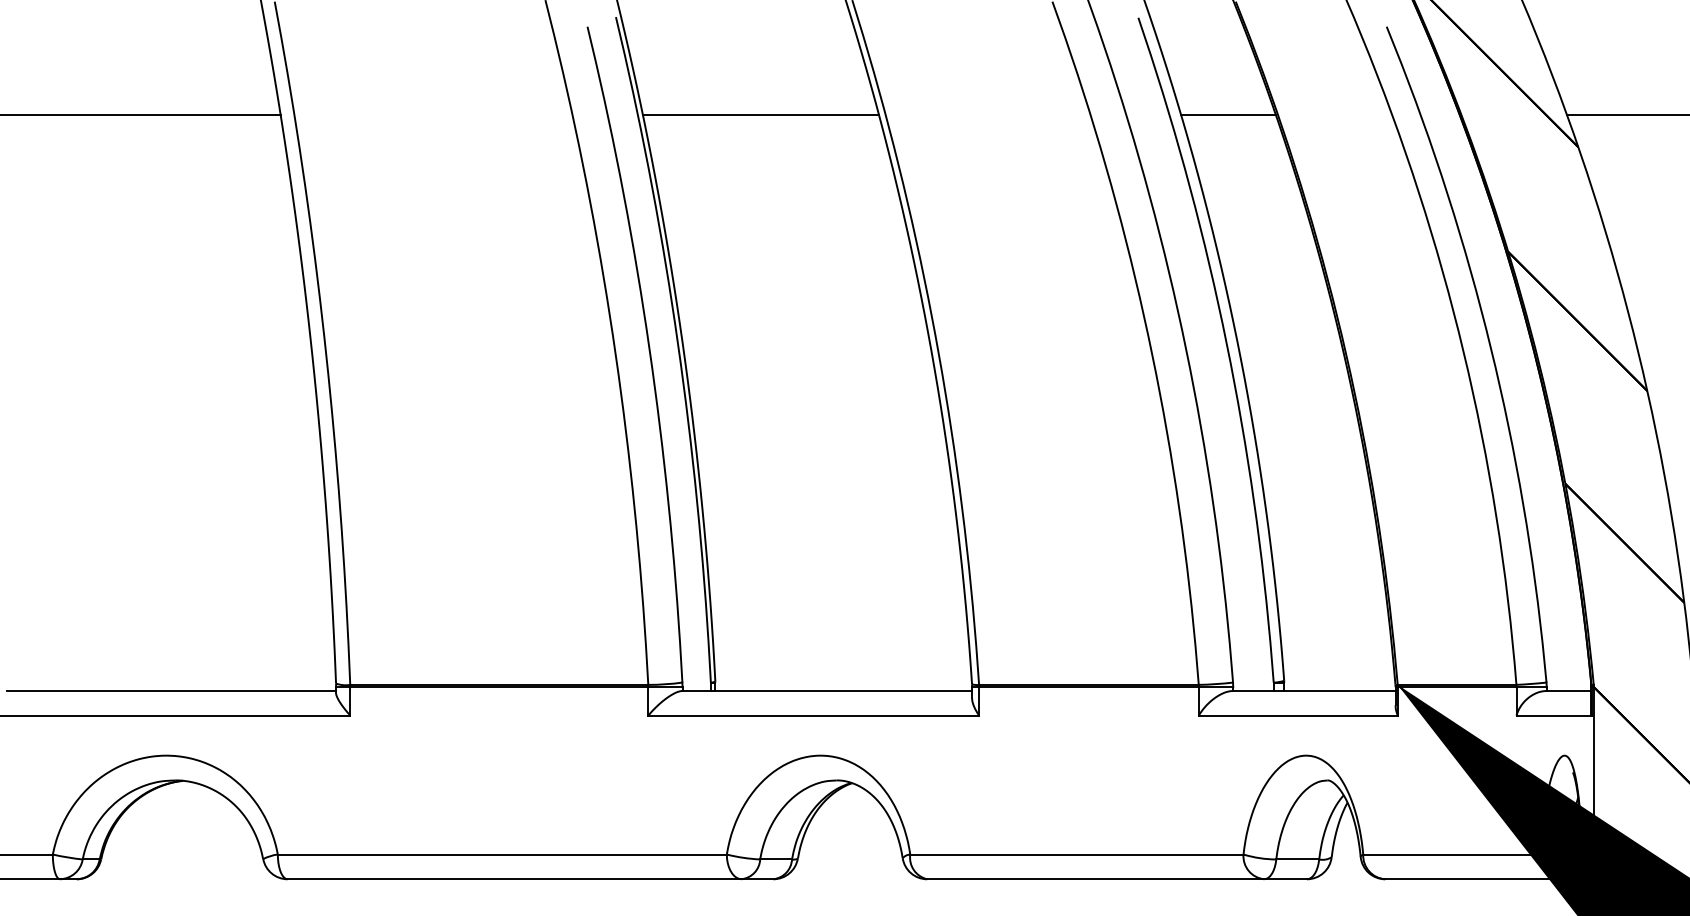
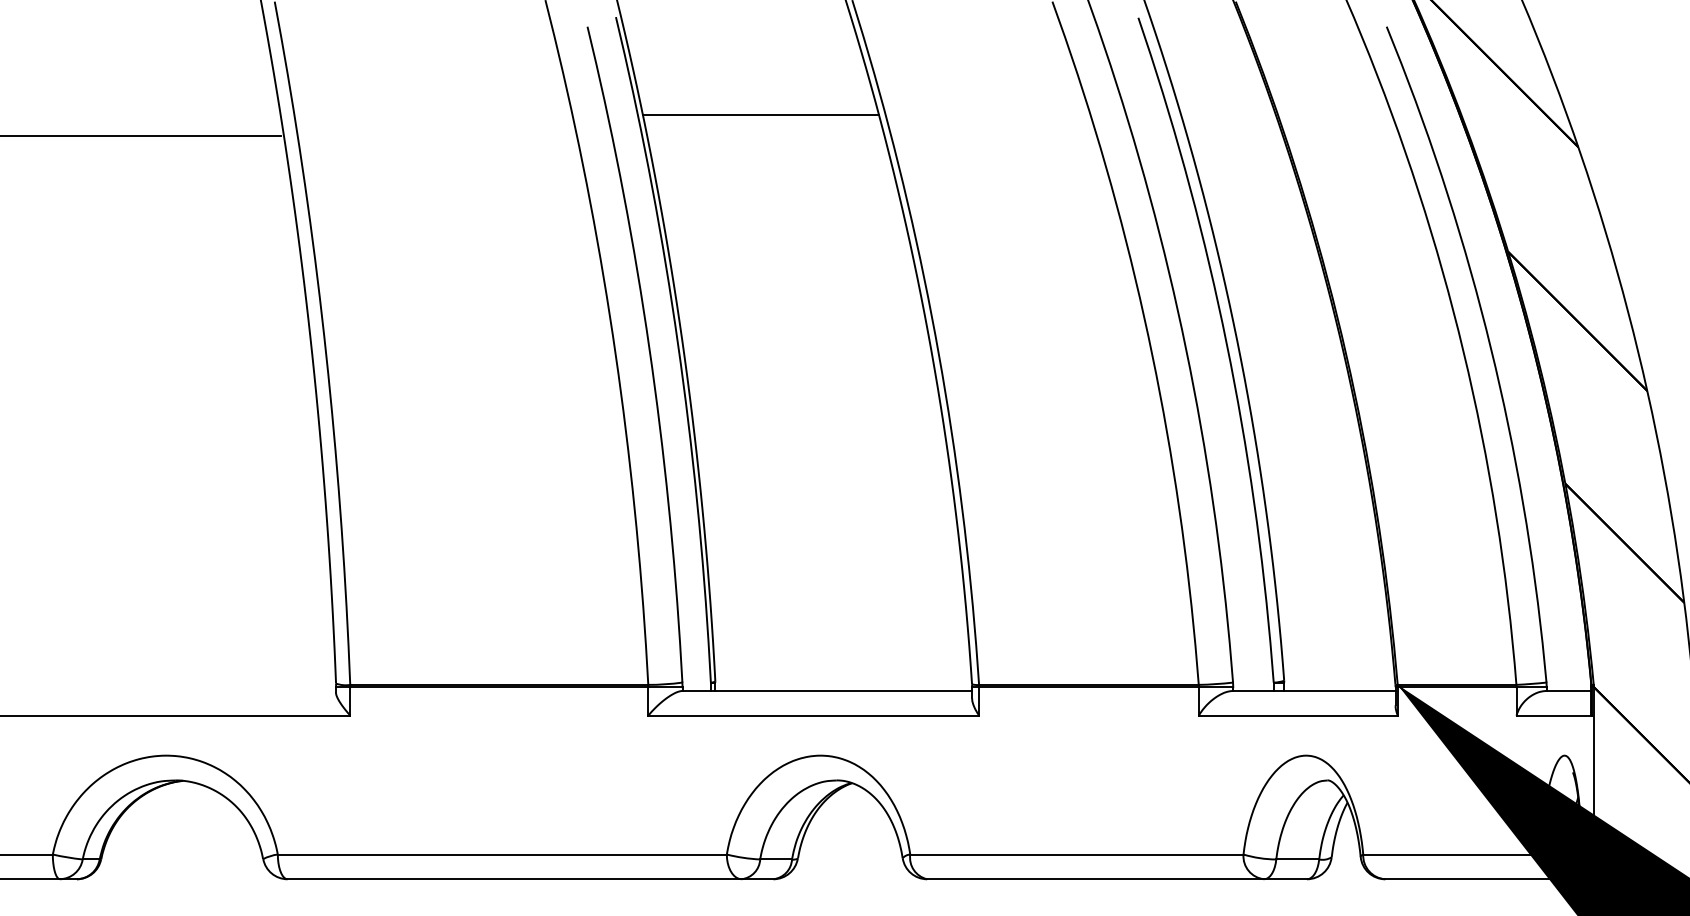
line position: (141, 114) -> (141, 135) (141, 135)
line: present -> none (1227, 114)
line: present -> none (1626, 114)
line: present -> none (171, 690)
